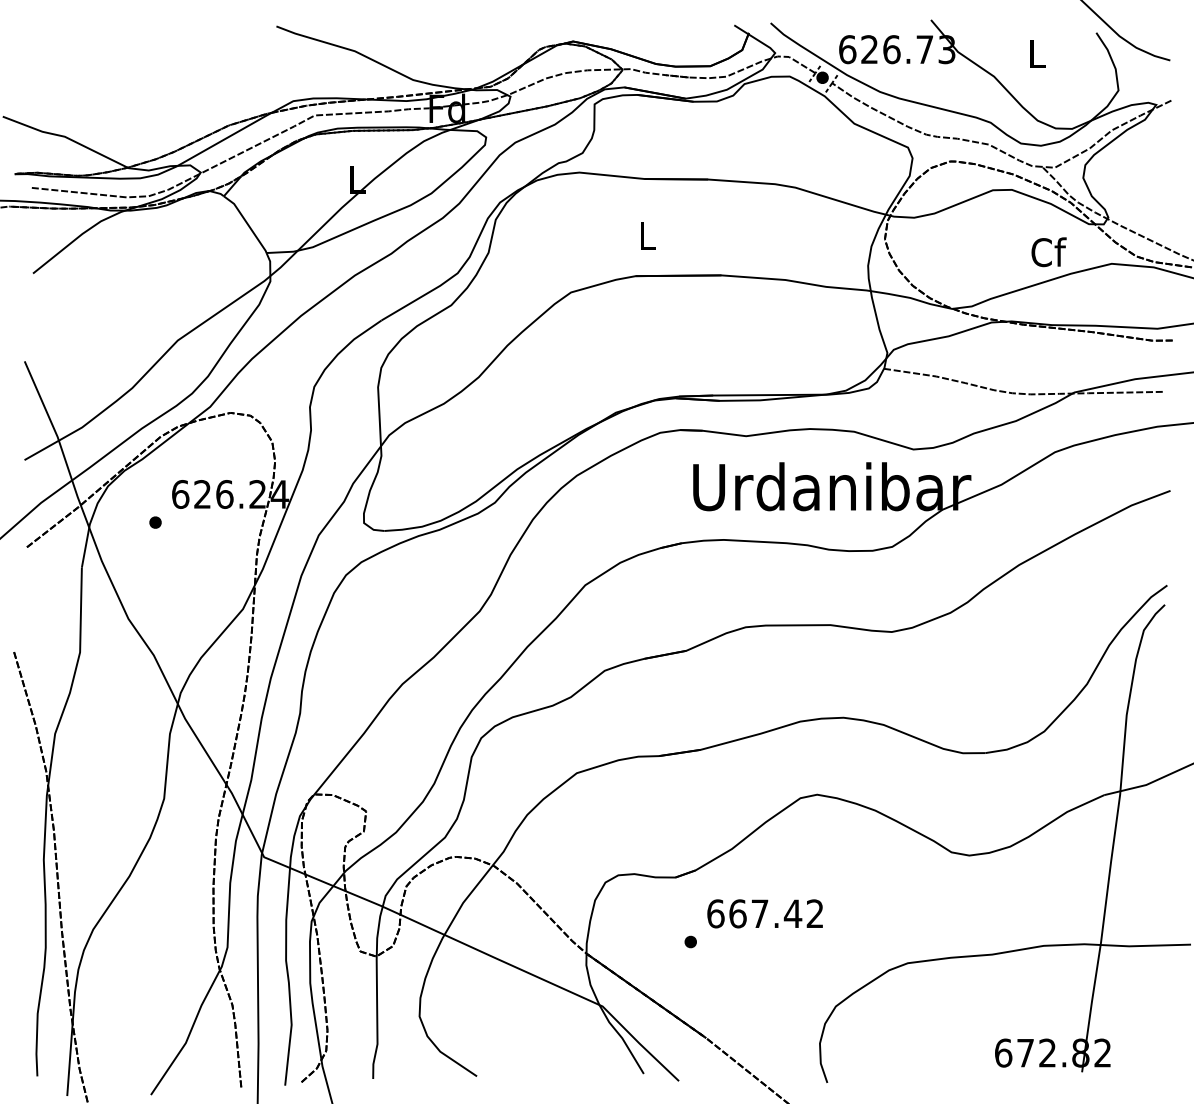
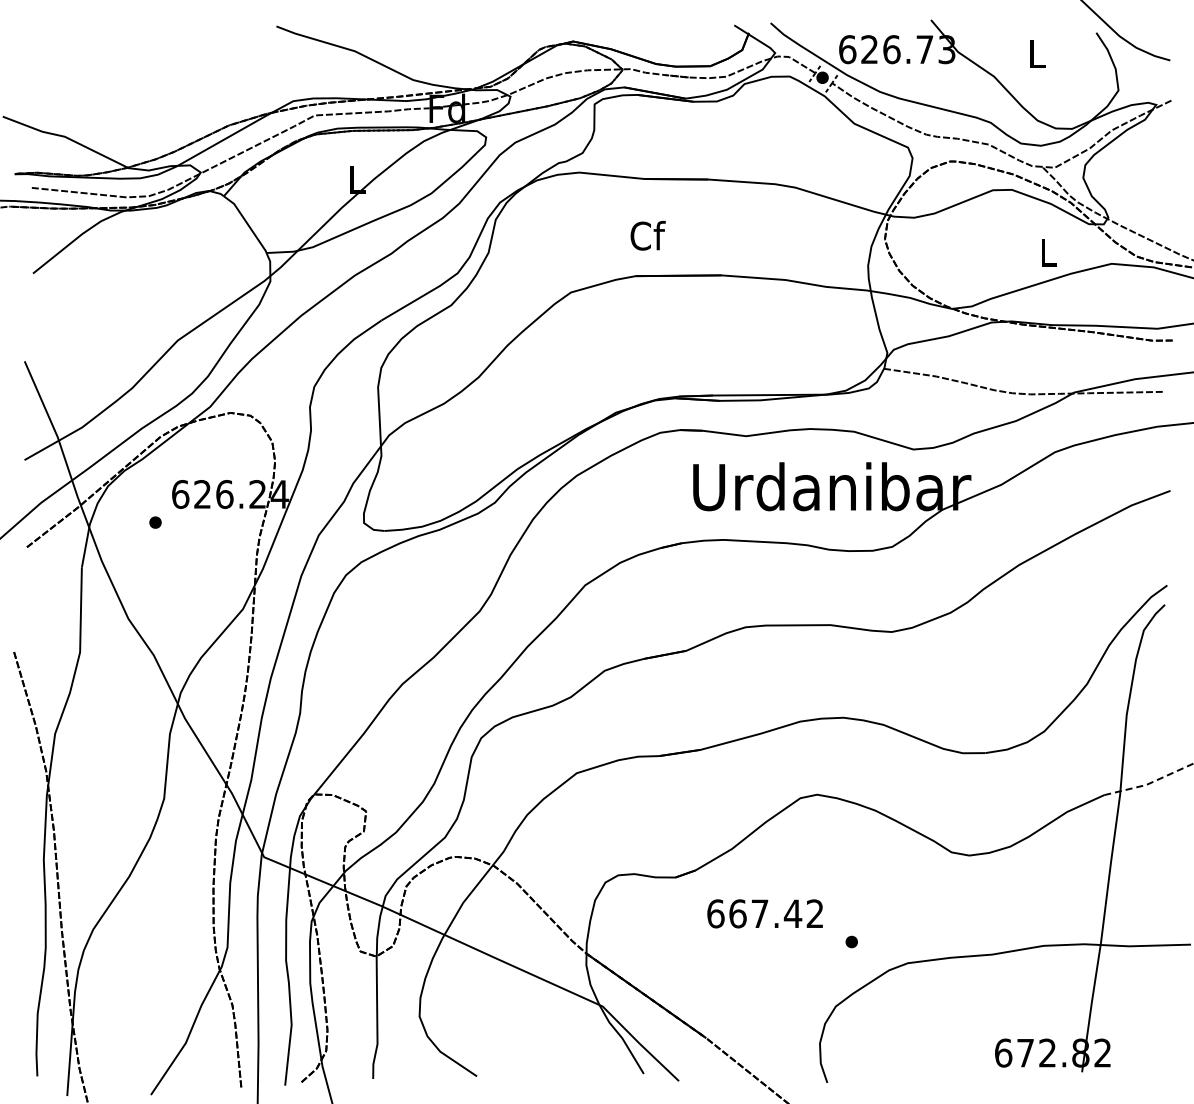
text: L -> Cf (647, 235)
text: Cf -> L (1048, 252)
line: solid -> dashed (1149, 783)
part position: (690, 941) -> (851, 941) (851, 941)
